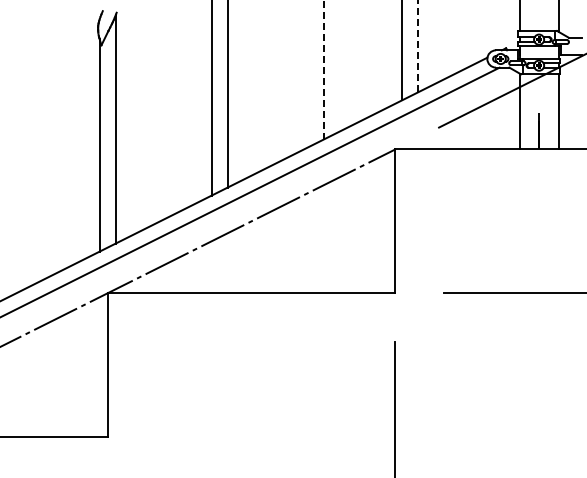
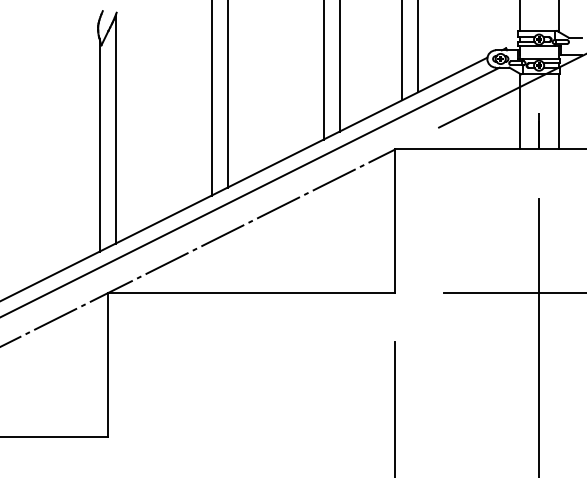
line: dashed -> solid (418, 46)
line: none -> present (340, 66)
line: dashed -> solid (323, 70)
line: none -> present (539, 336)
